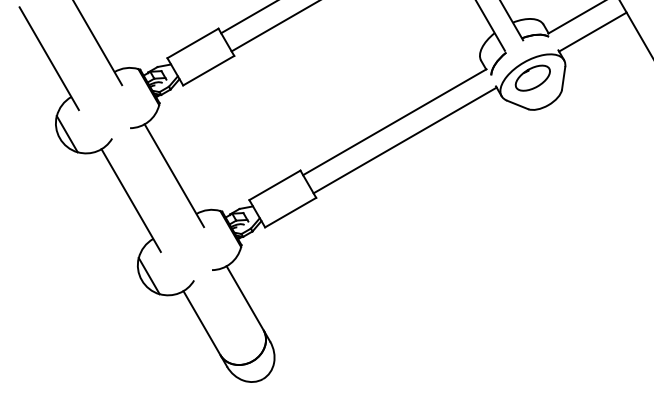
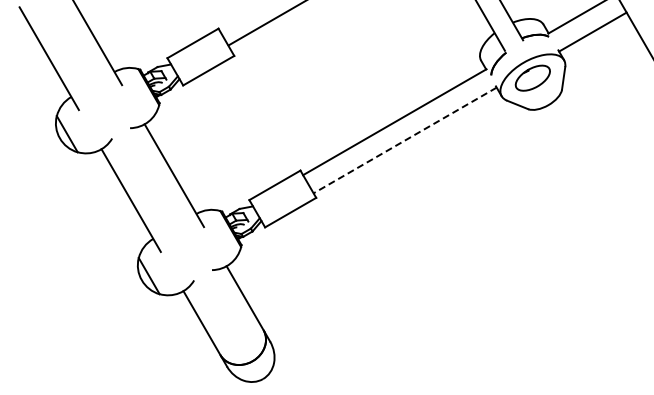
line: present -> none (248, 17)
line position: (273, 26) -> (265, 23) (265, 23)
line: solid -> dashed (405, 140)
